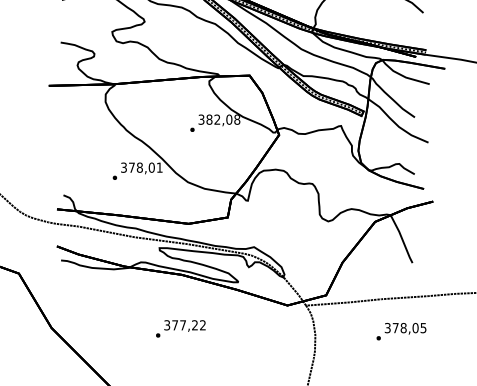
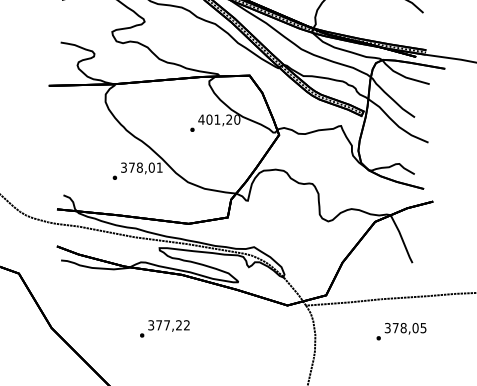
text: 382,08 -> 401,20 (219, 119)
text position: (180, 328) -> (164, 328) (164, 328)
